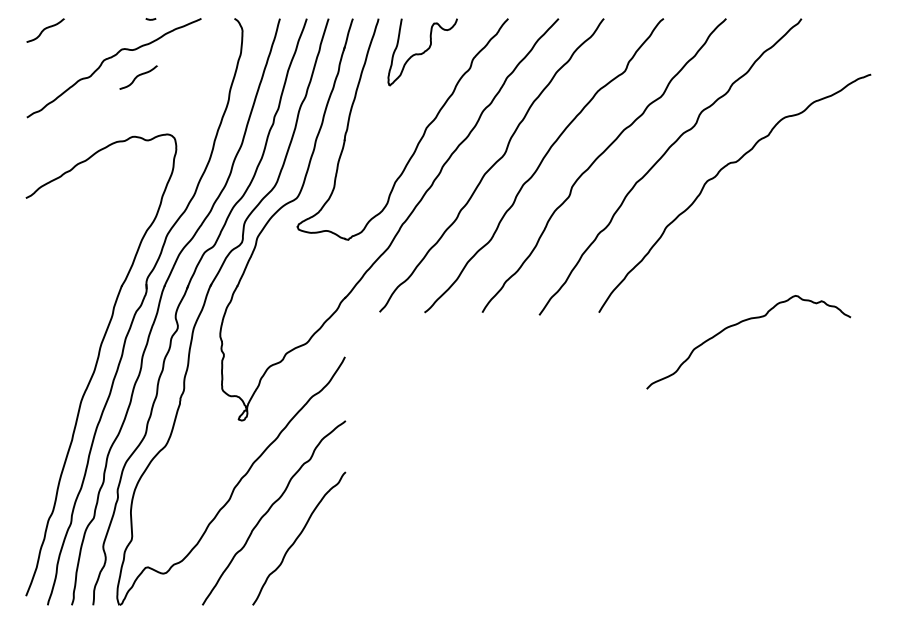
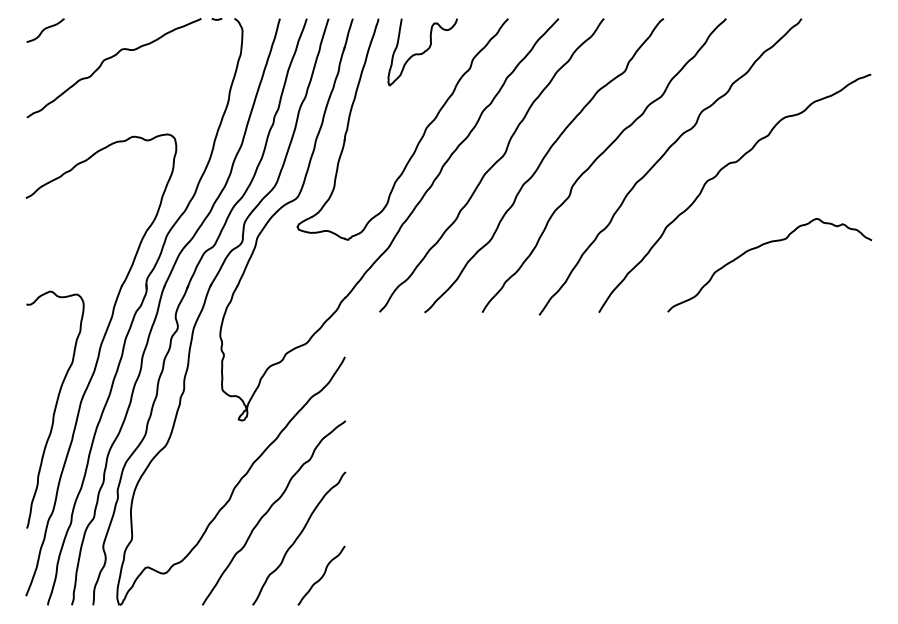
curve position: (150, 19) -> (216, 19) (216, 19)
curve: present -> none (138, 76)
curve position: (738, 324) -> (759, 247) (759, 247)
curve: none -> present (55, 409)
curve: none -> present (322, 575)
